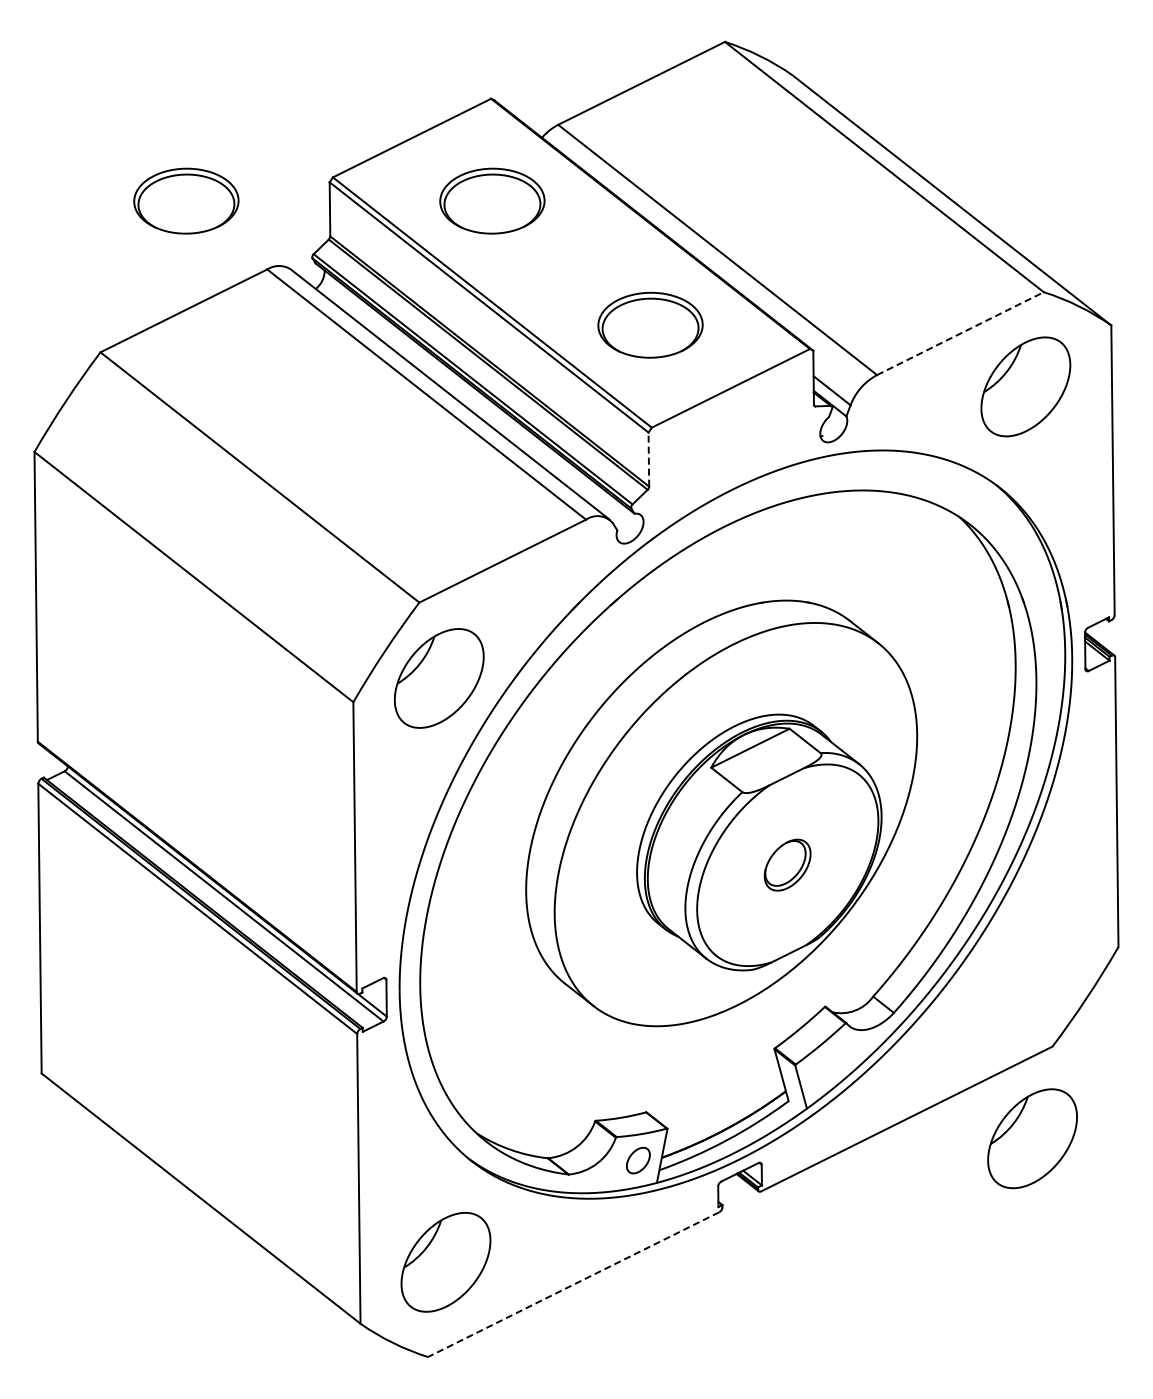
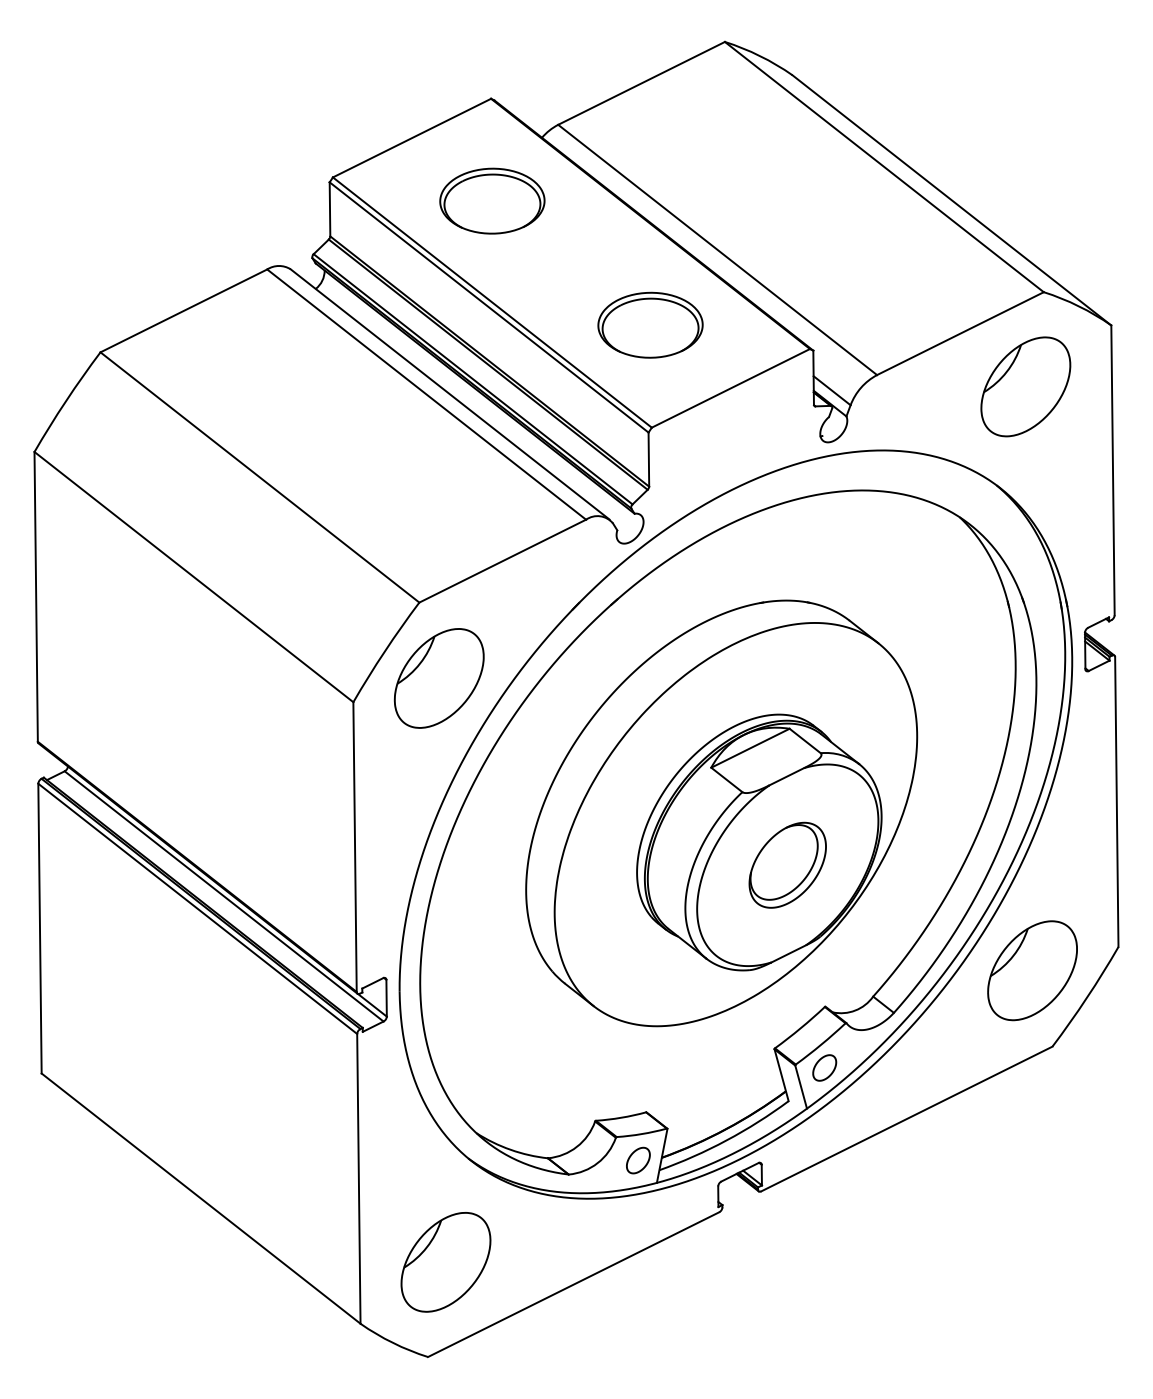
part: present -> none (186, 200)
line: dashed -> solid (960, 333)
line: dashed -> solid (648, 459)
part size: 49x54 px -> 79x88 px (787, 864)
part: none -> present (824, 1067)
part position: (1032, 1138) -> (1032, 970) (1032, 970)
line: dashed -> solid (573, 1284)
